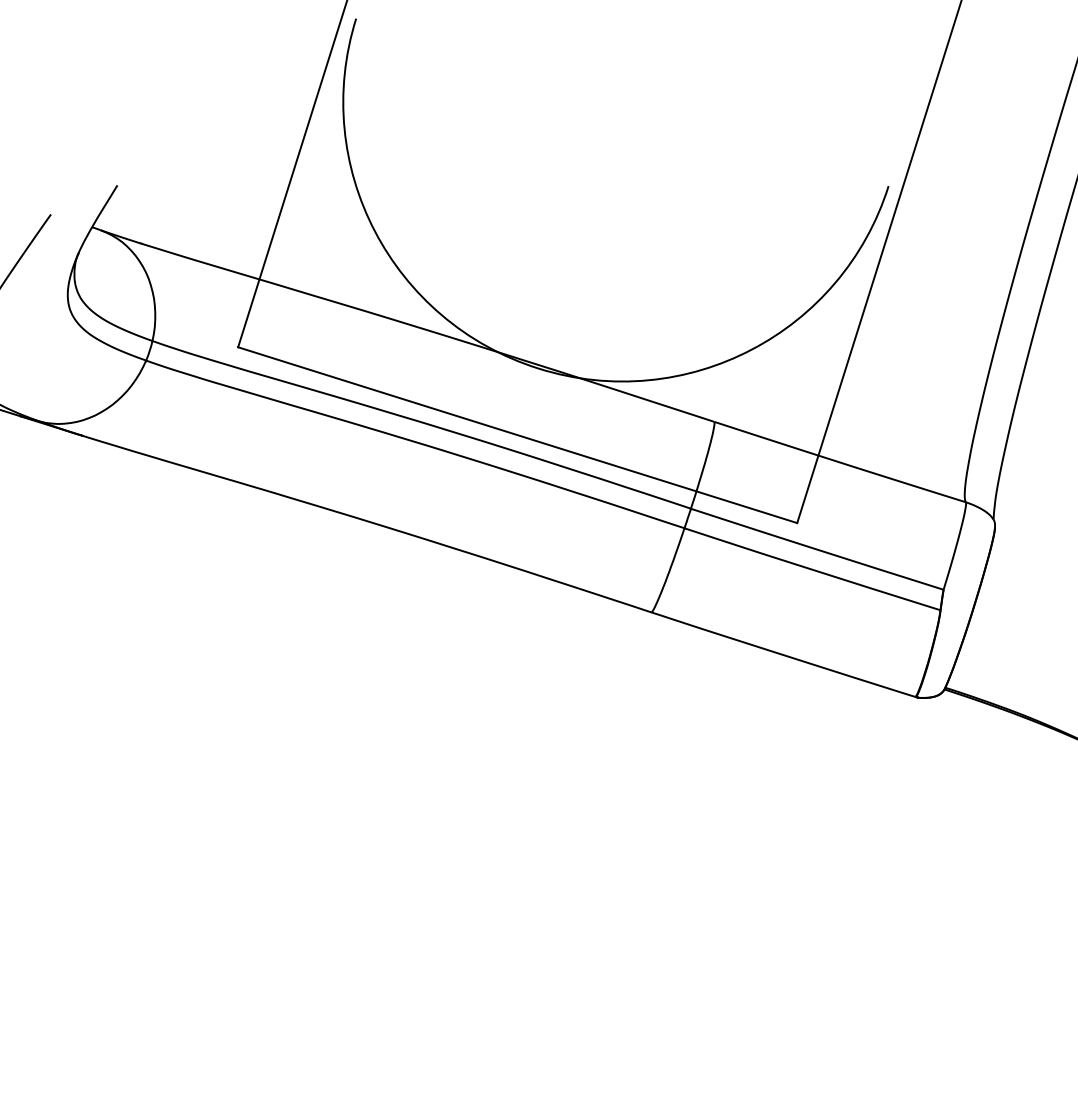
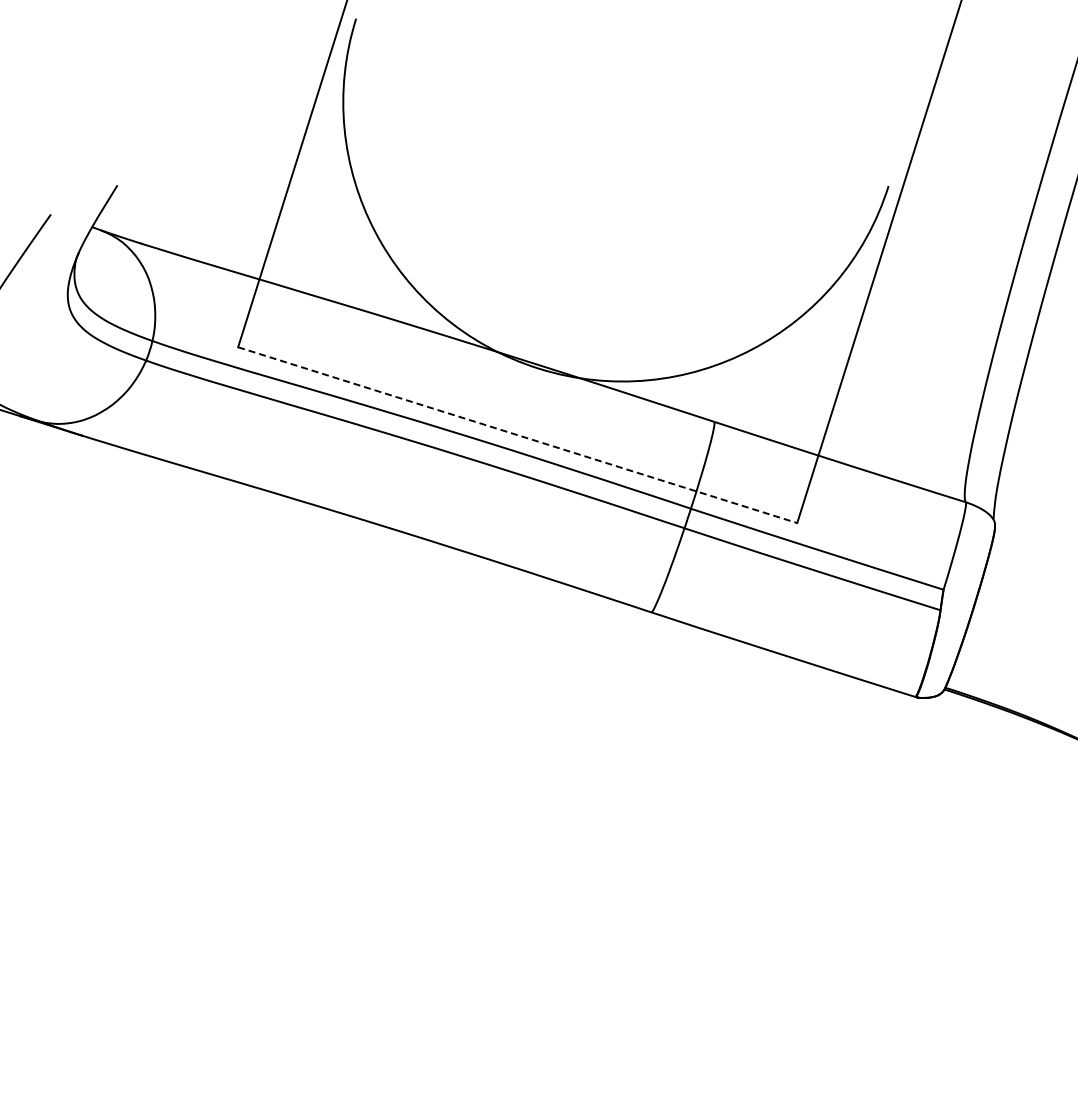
line: solid -> dashed (518, 435)
